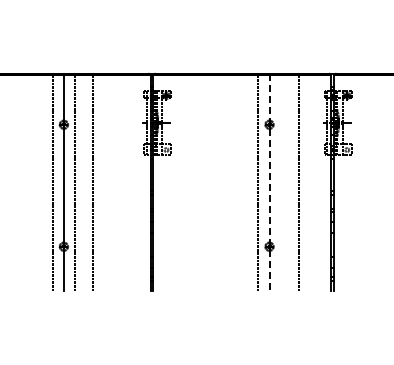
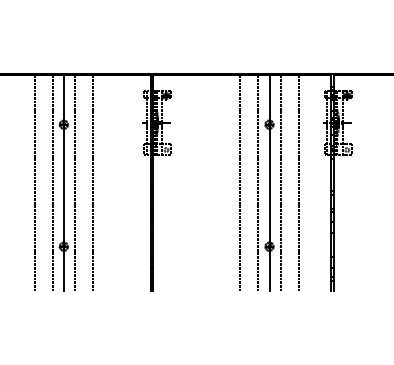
line: none -> present (34, 182)
line: none -> present (240, 182)
line: dashed -> solid (269, 182)
line: none -> present (280, 182)
